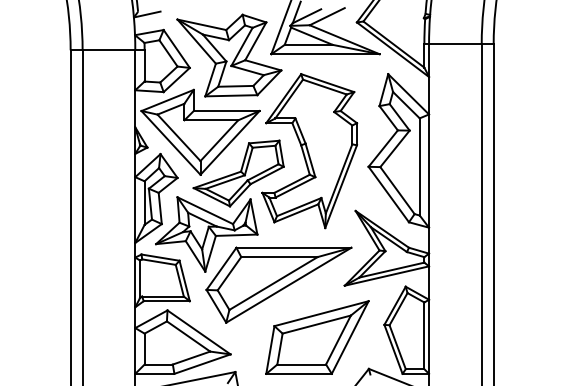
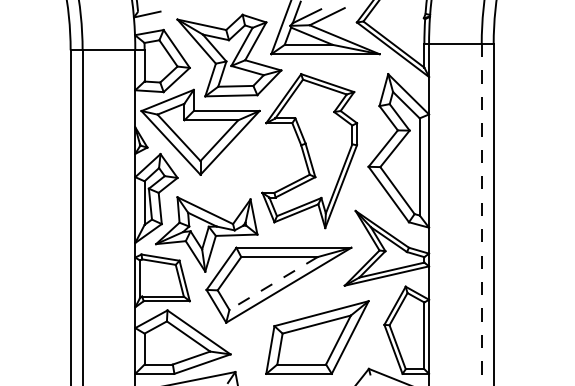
part: present -> none (238, 173)
line: solid -> dashed (481, 215)
line: solid -> dashed (273, 283)
